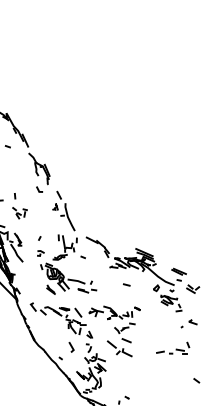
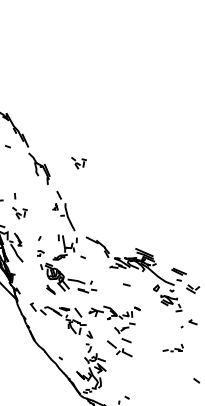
part: none -> present (78, 163)
line: present -> none (39, 189)
line: present -> none (71, 347)
part size: 35x14 px -> 22x10 px (172, 347)
